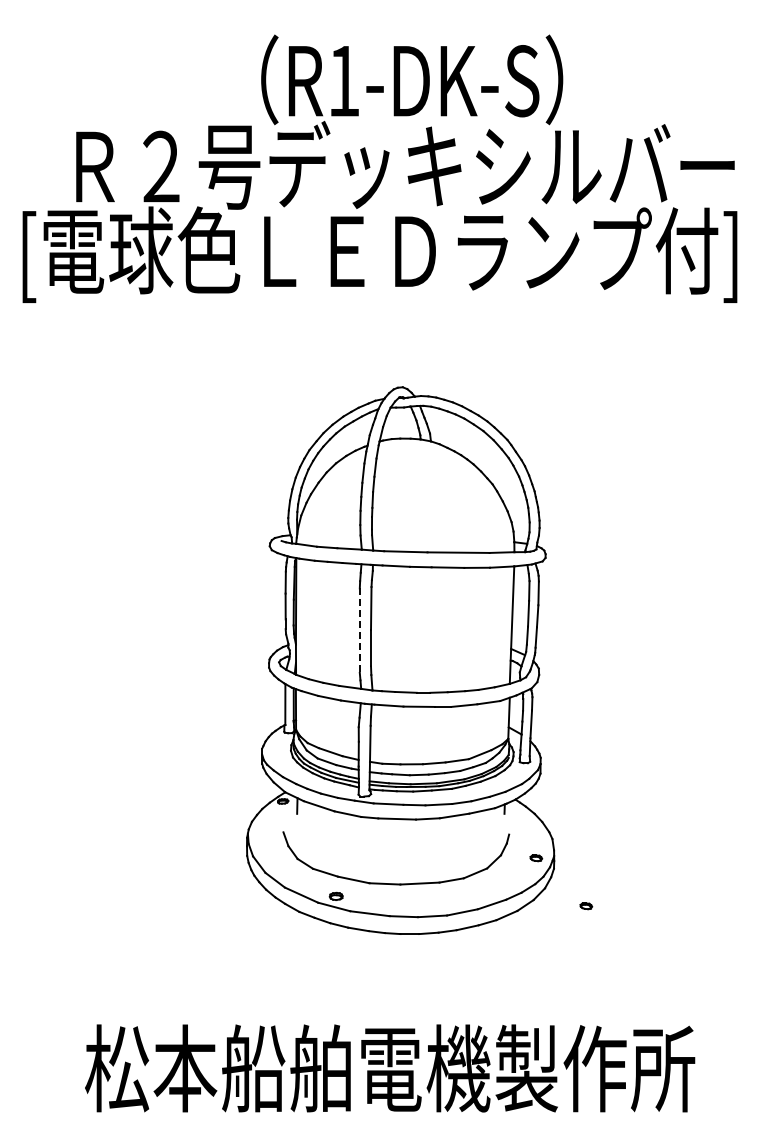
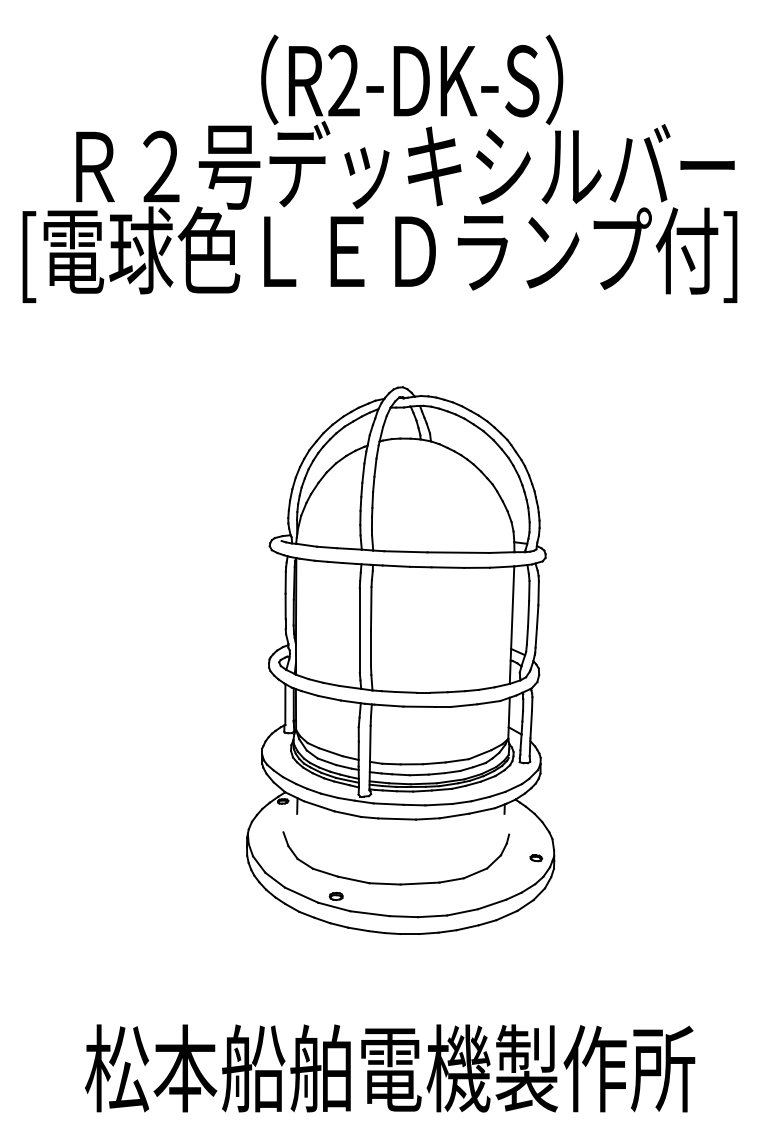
text: R1-DK-S -> R2-DK-S (343, 80)
line: dashed -> solid (359, 631)
part: present -> none (586, 906)
